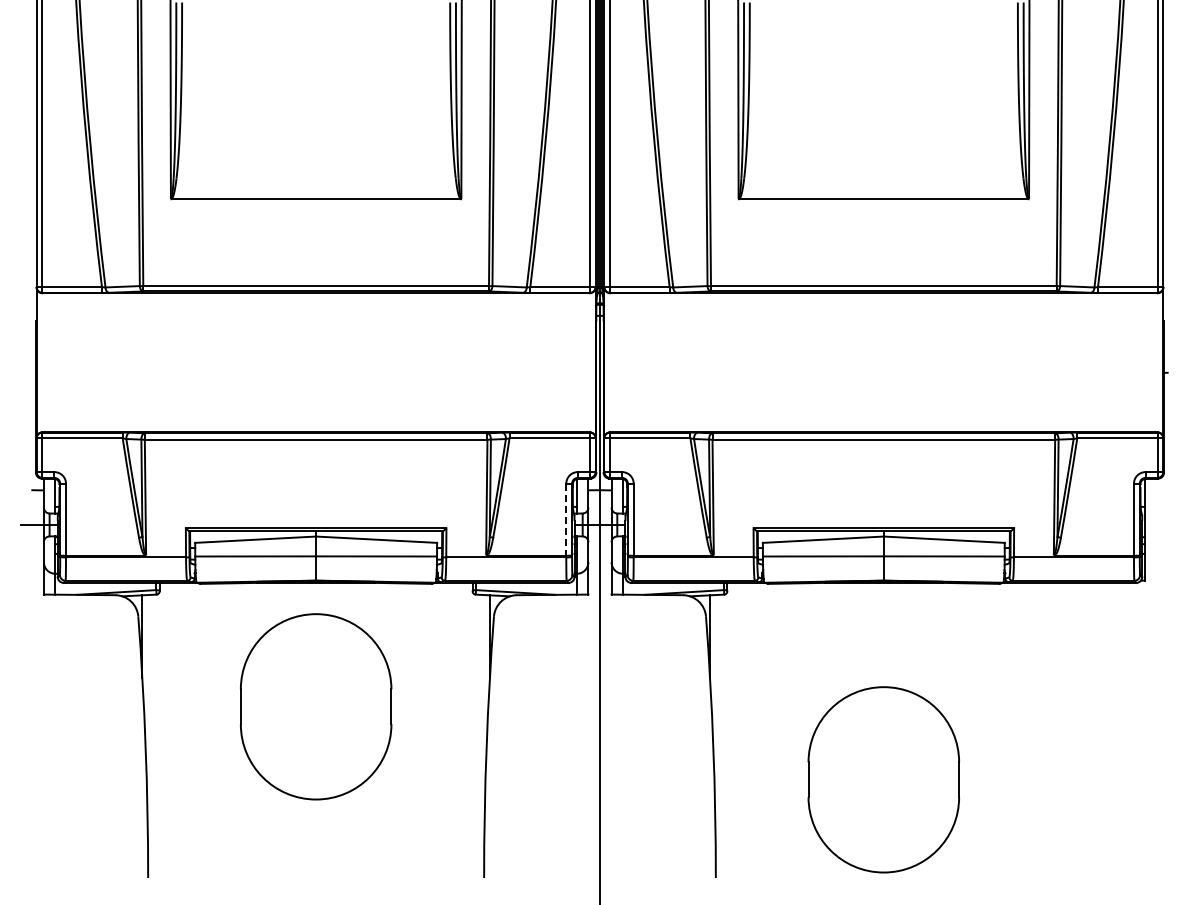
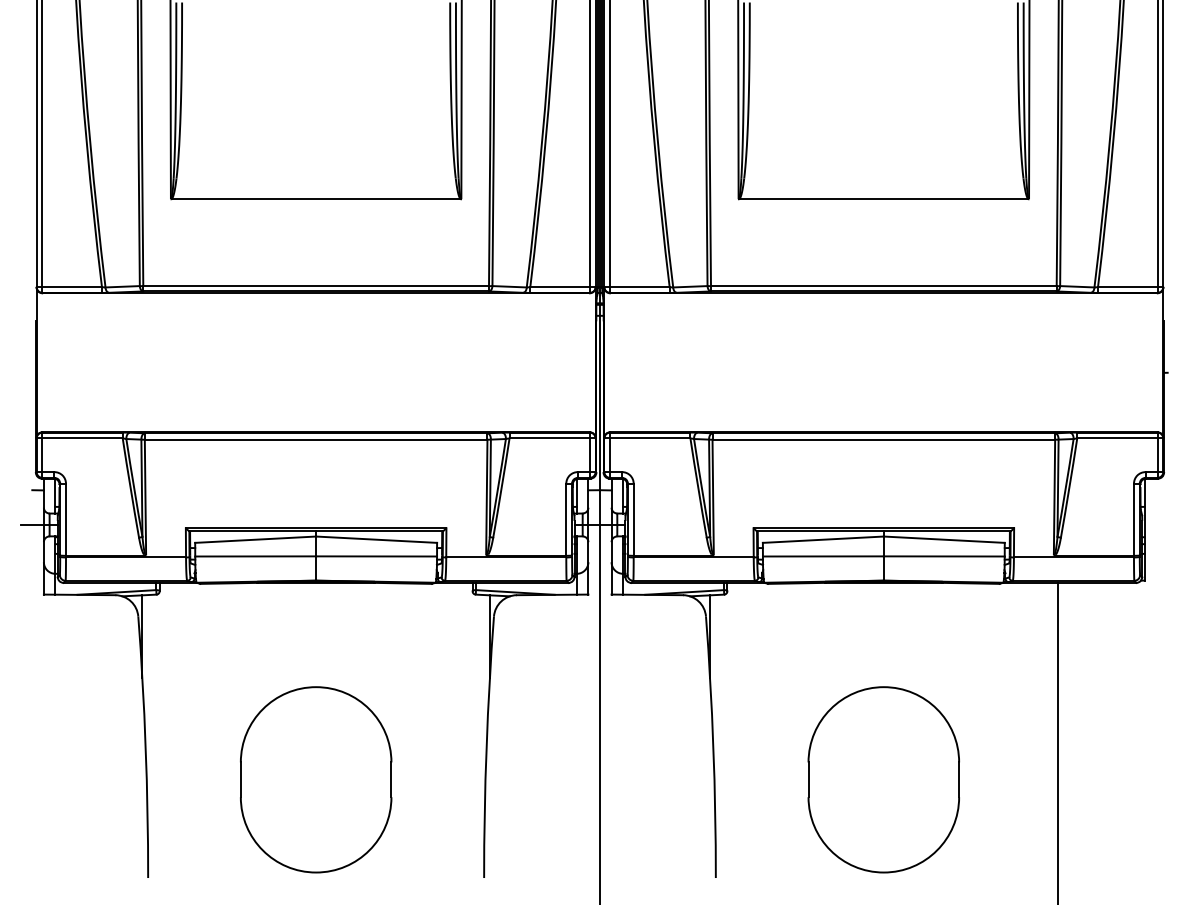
line: dashed -> solid (566, 520)
part position: (316, 706) -> (316, 779) (316, 779)
line: none -> present (1057, 741)
